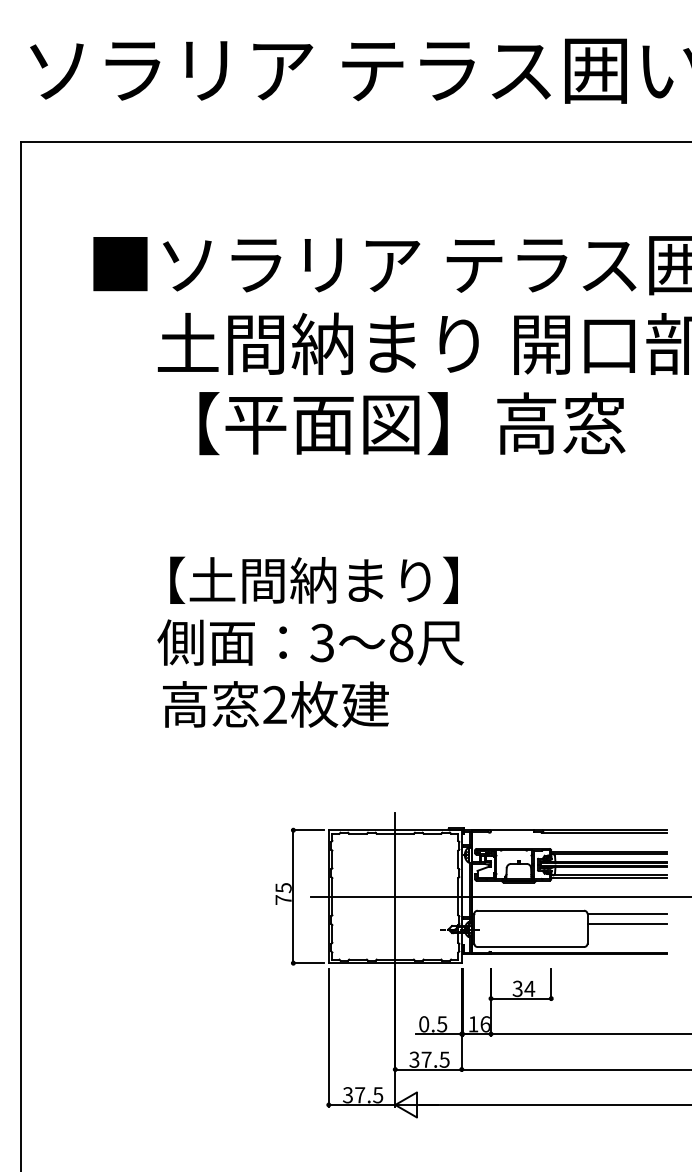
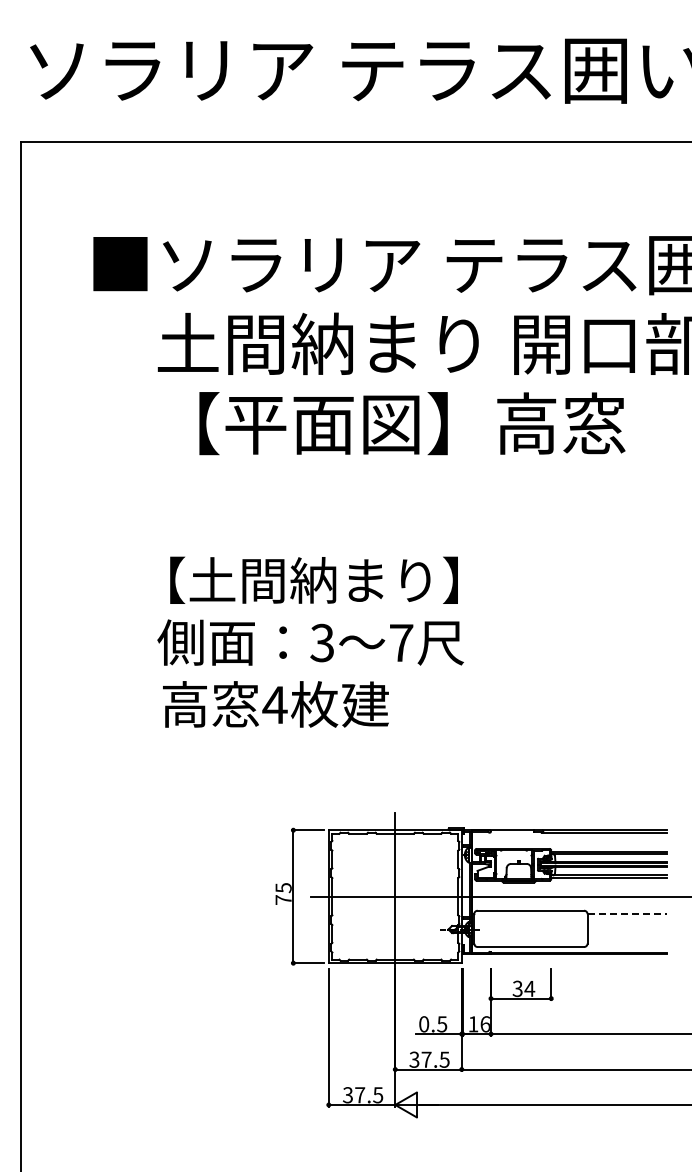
text: 8 -> 7 (401, 643)
text: 2 -> 4 (274, 704)
line: solid -> dashed (627, 913)
line: present -> none (626, 923)
